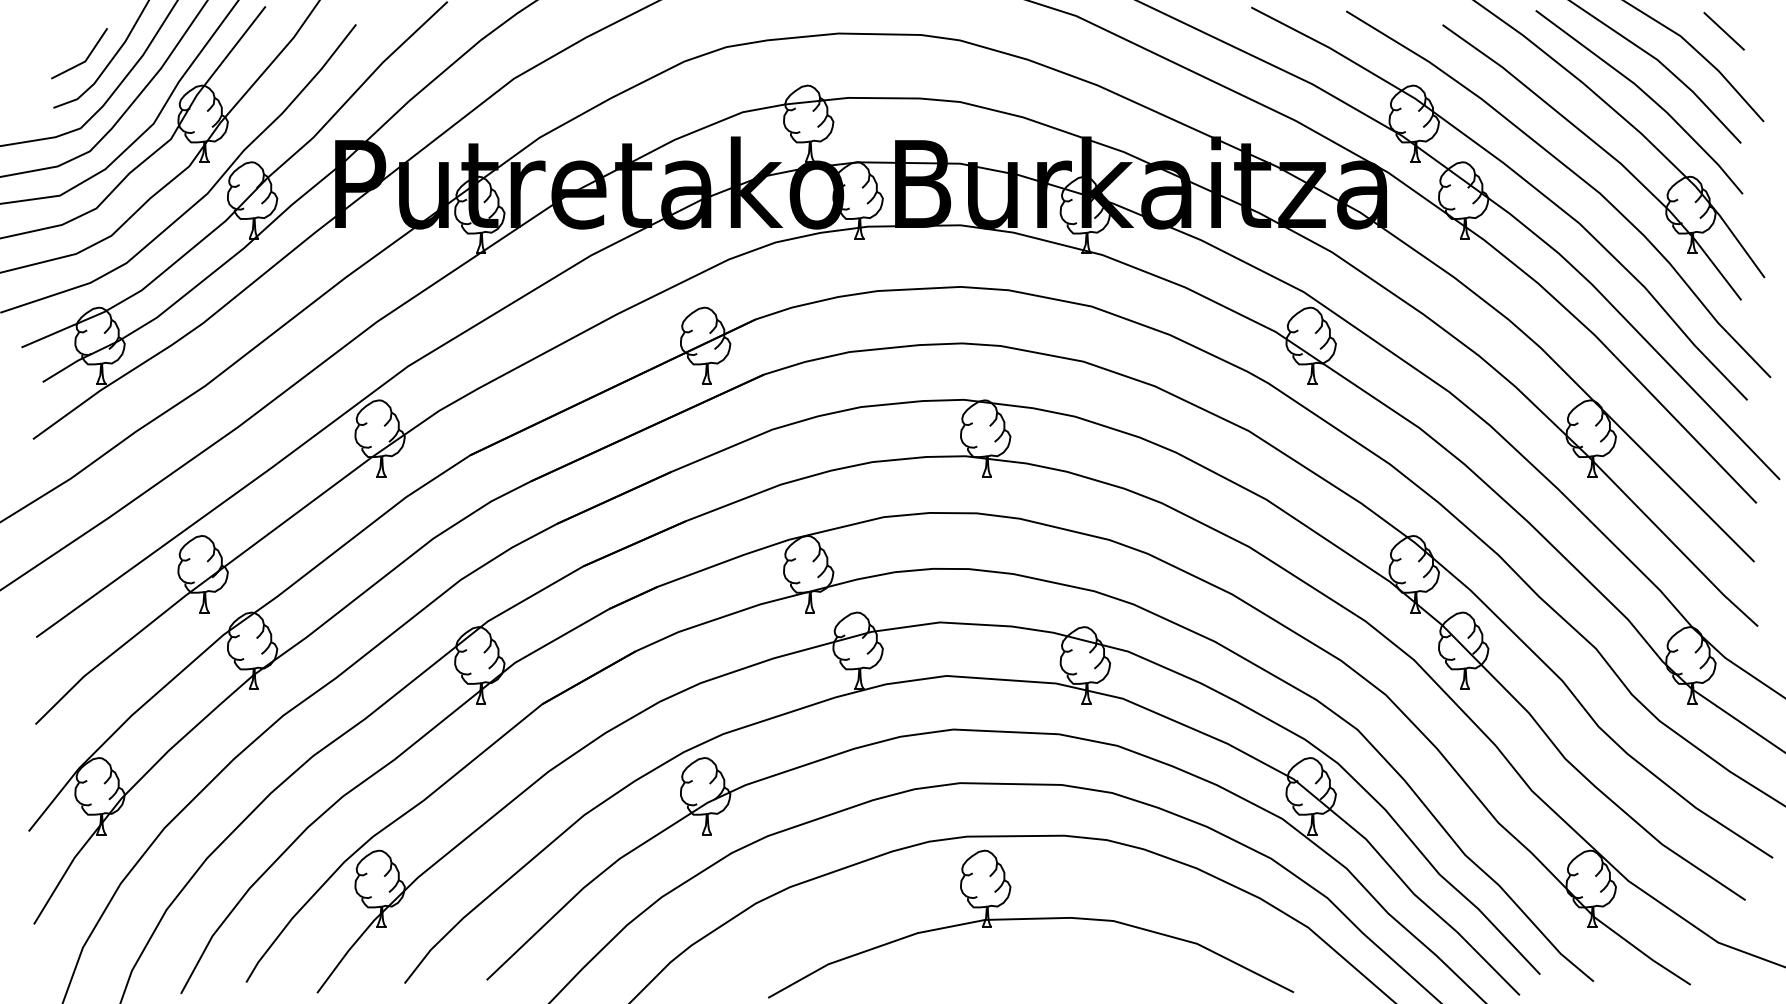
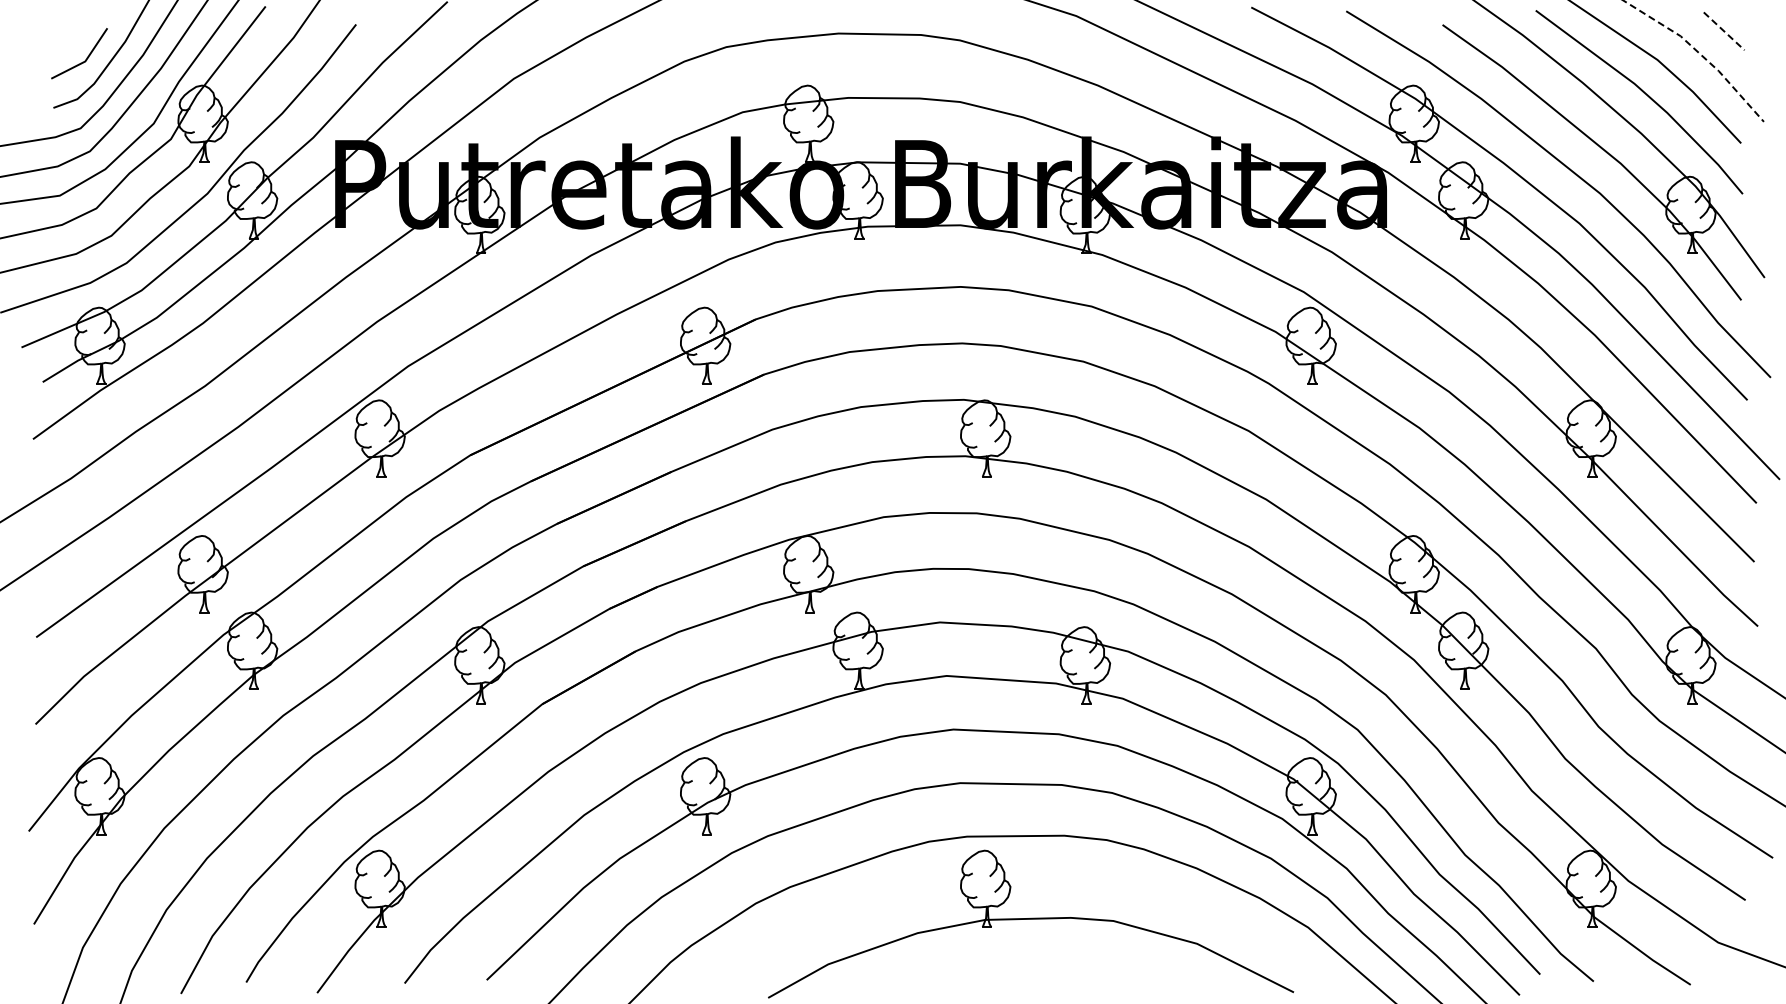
line: solid -> dashed (1724, 31)
line: solid -> dashed (1699, 53)
